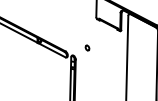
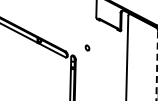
line: solid -> dashed (157, 67)
